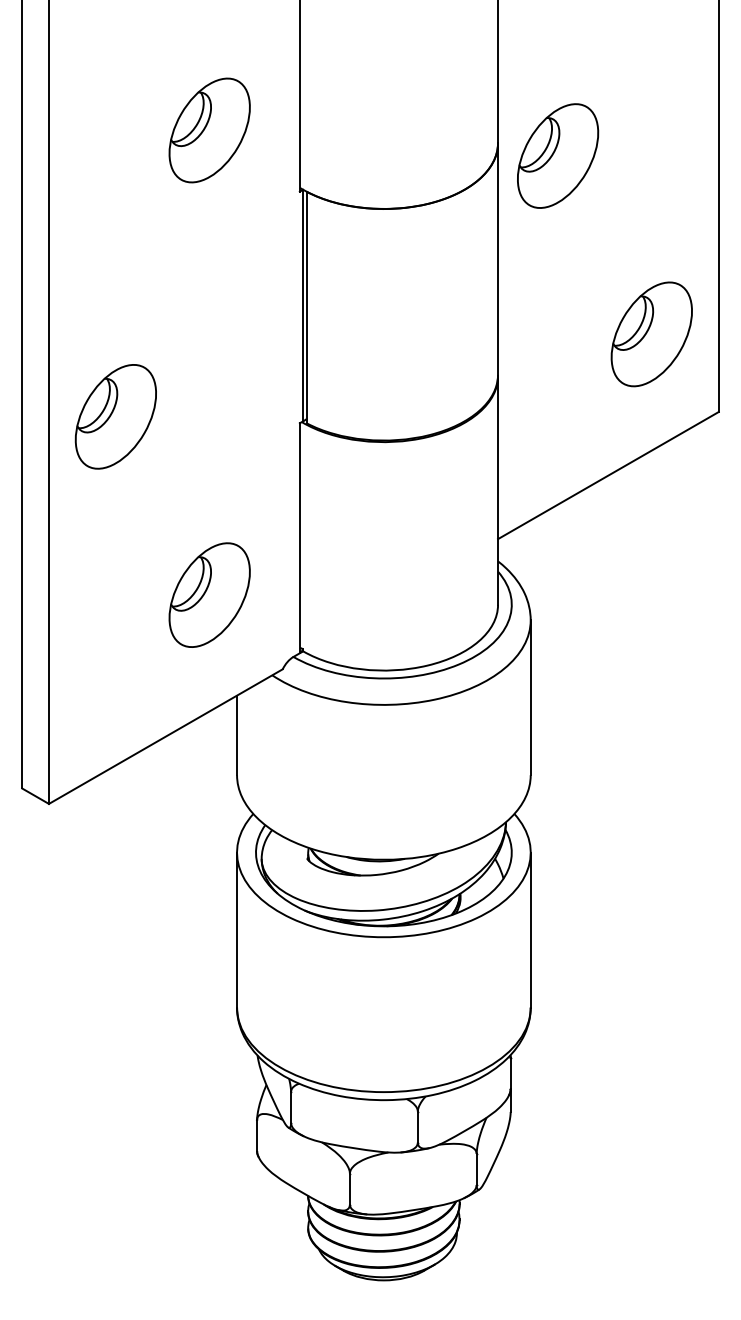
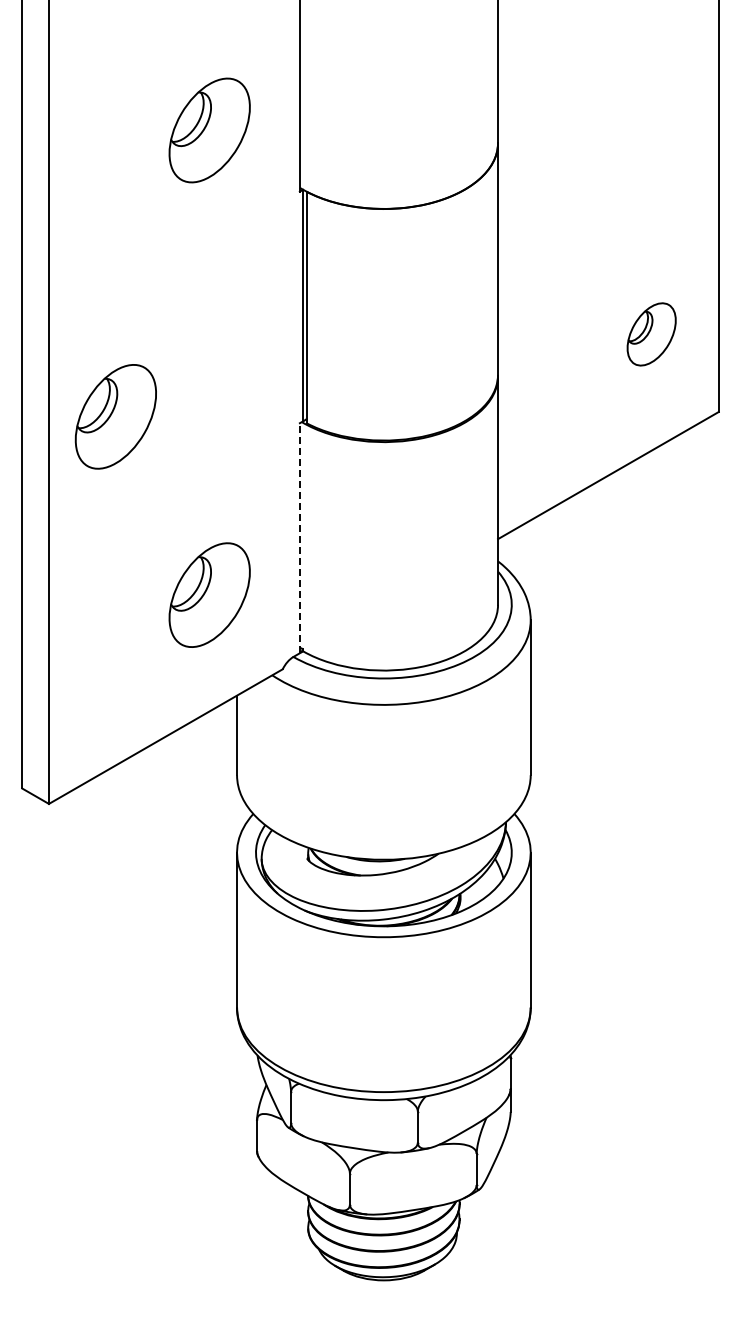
part: present -> none (558, 155)
part size: 83x107 px -> 51x65 px (651, 334)
line: solid -> dashed (299, 537)
